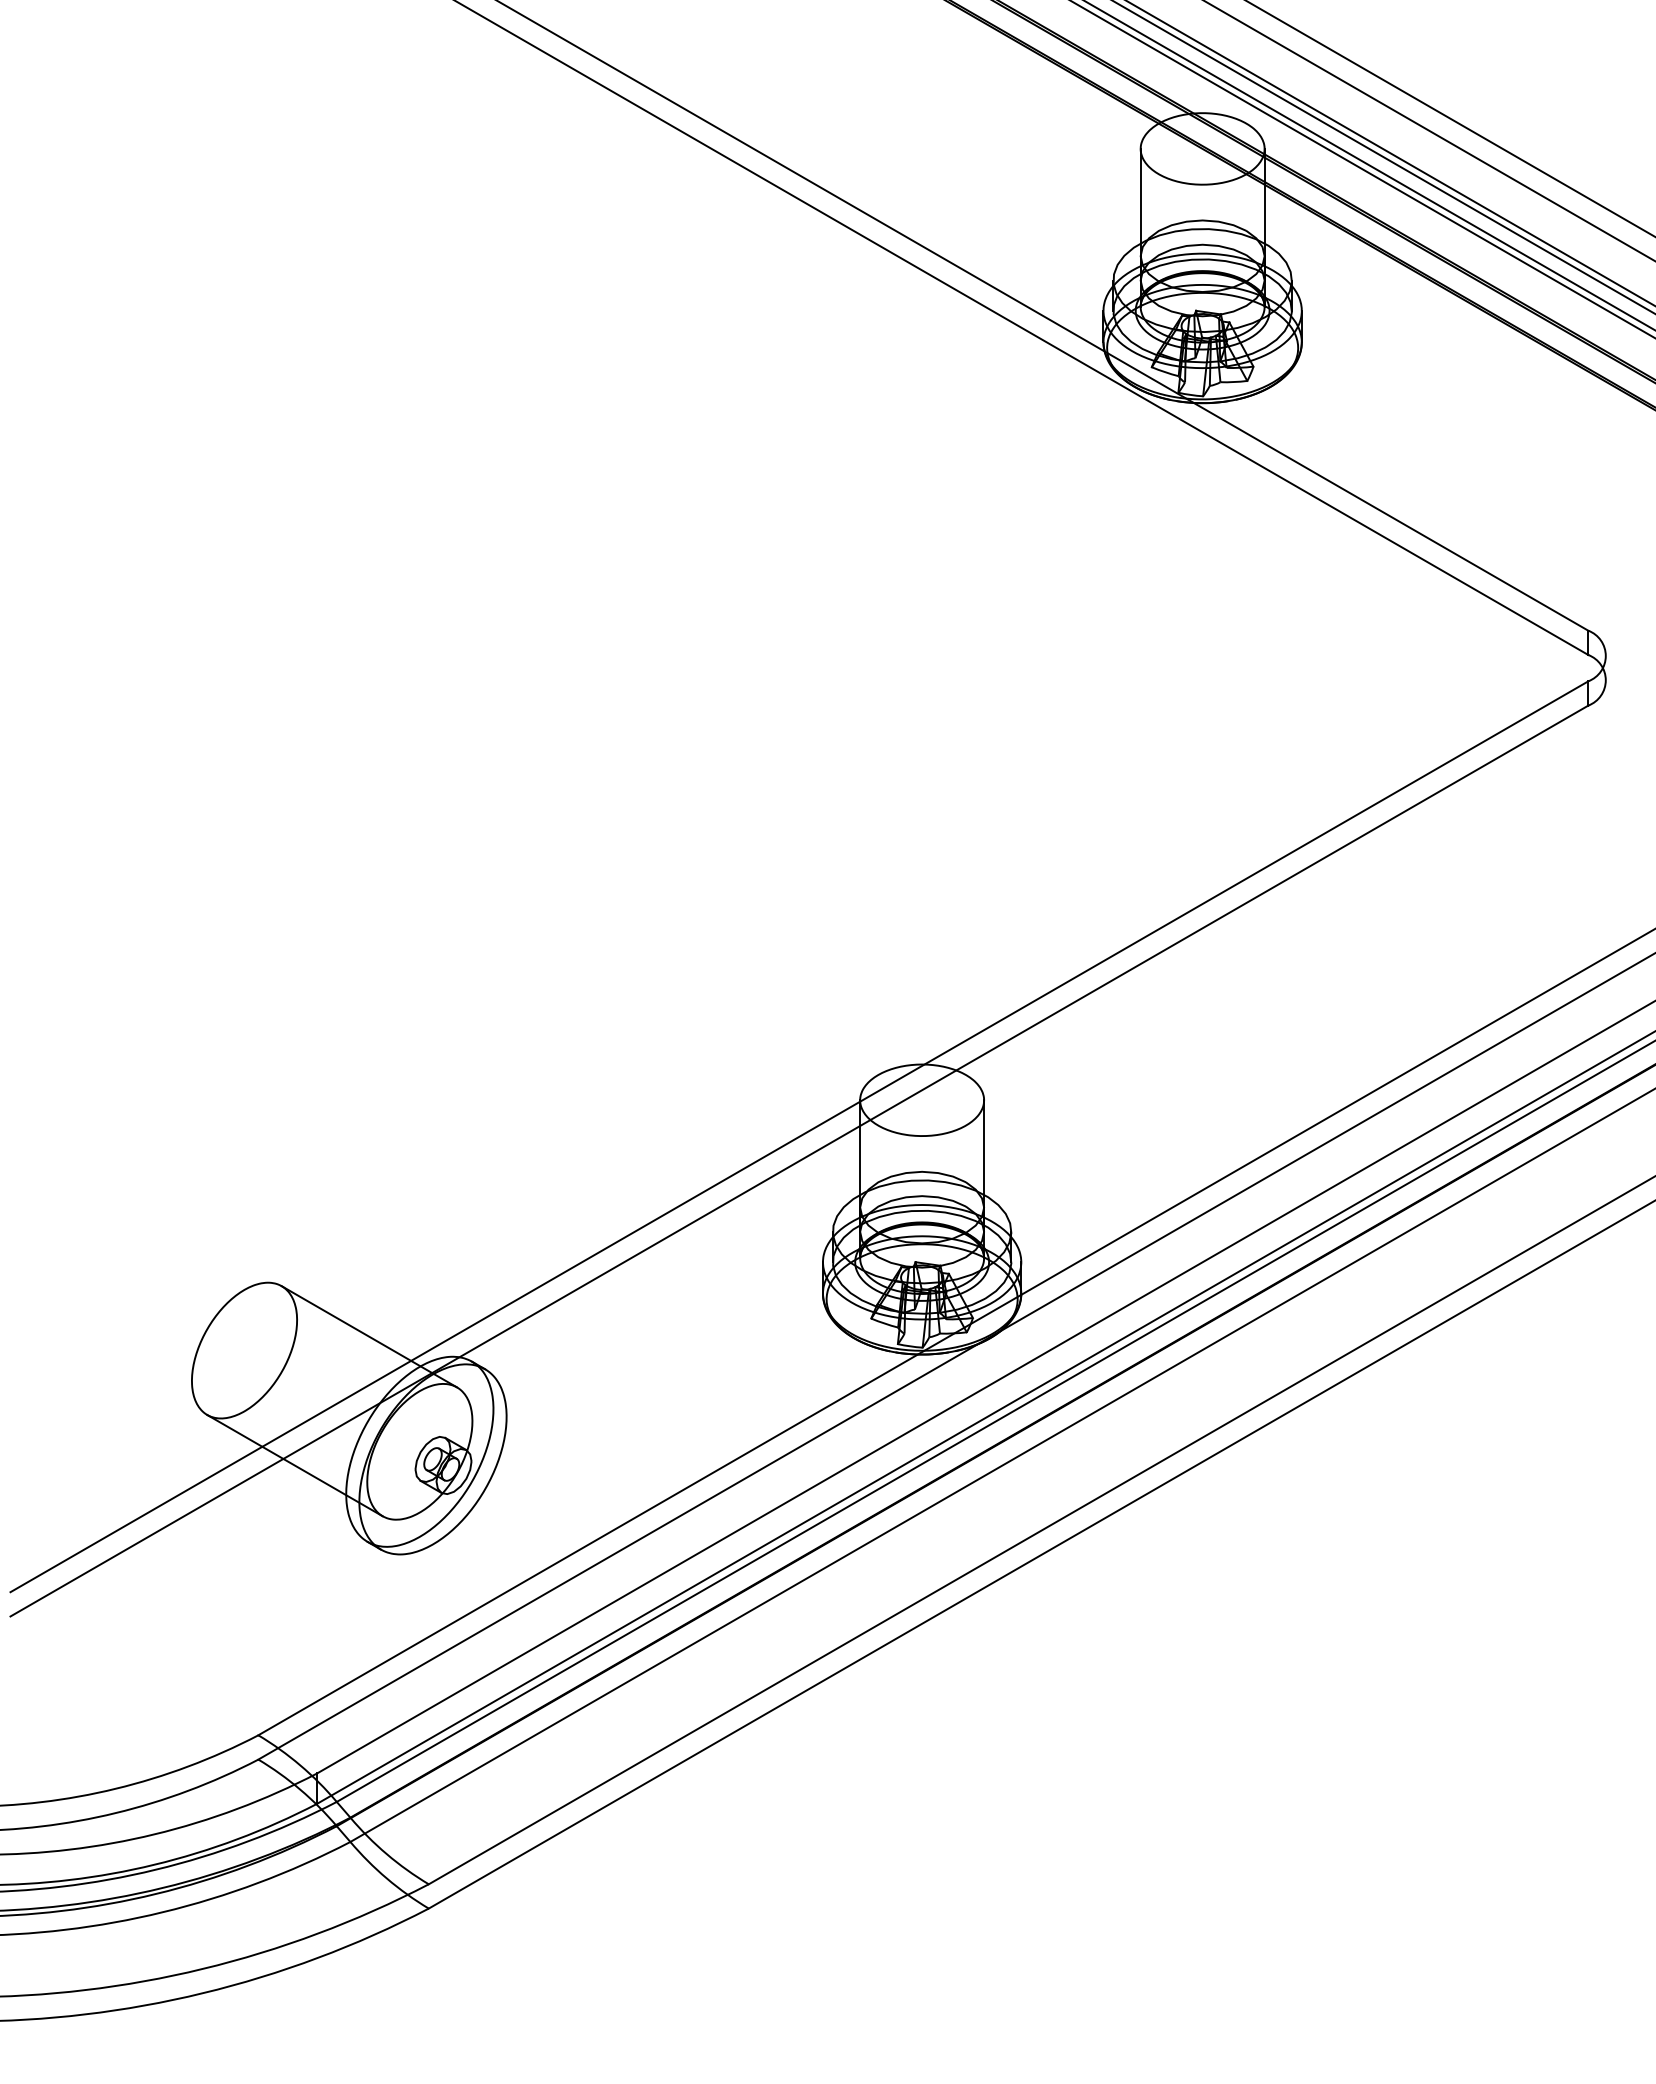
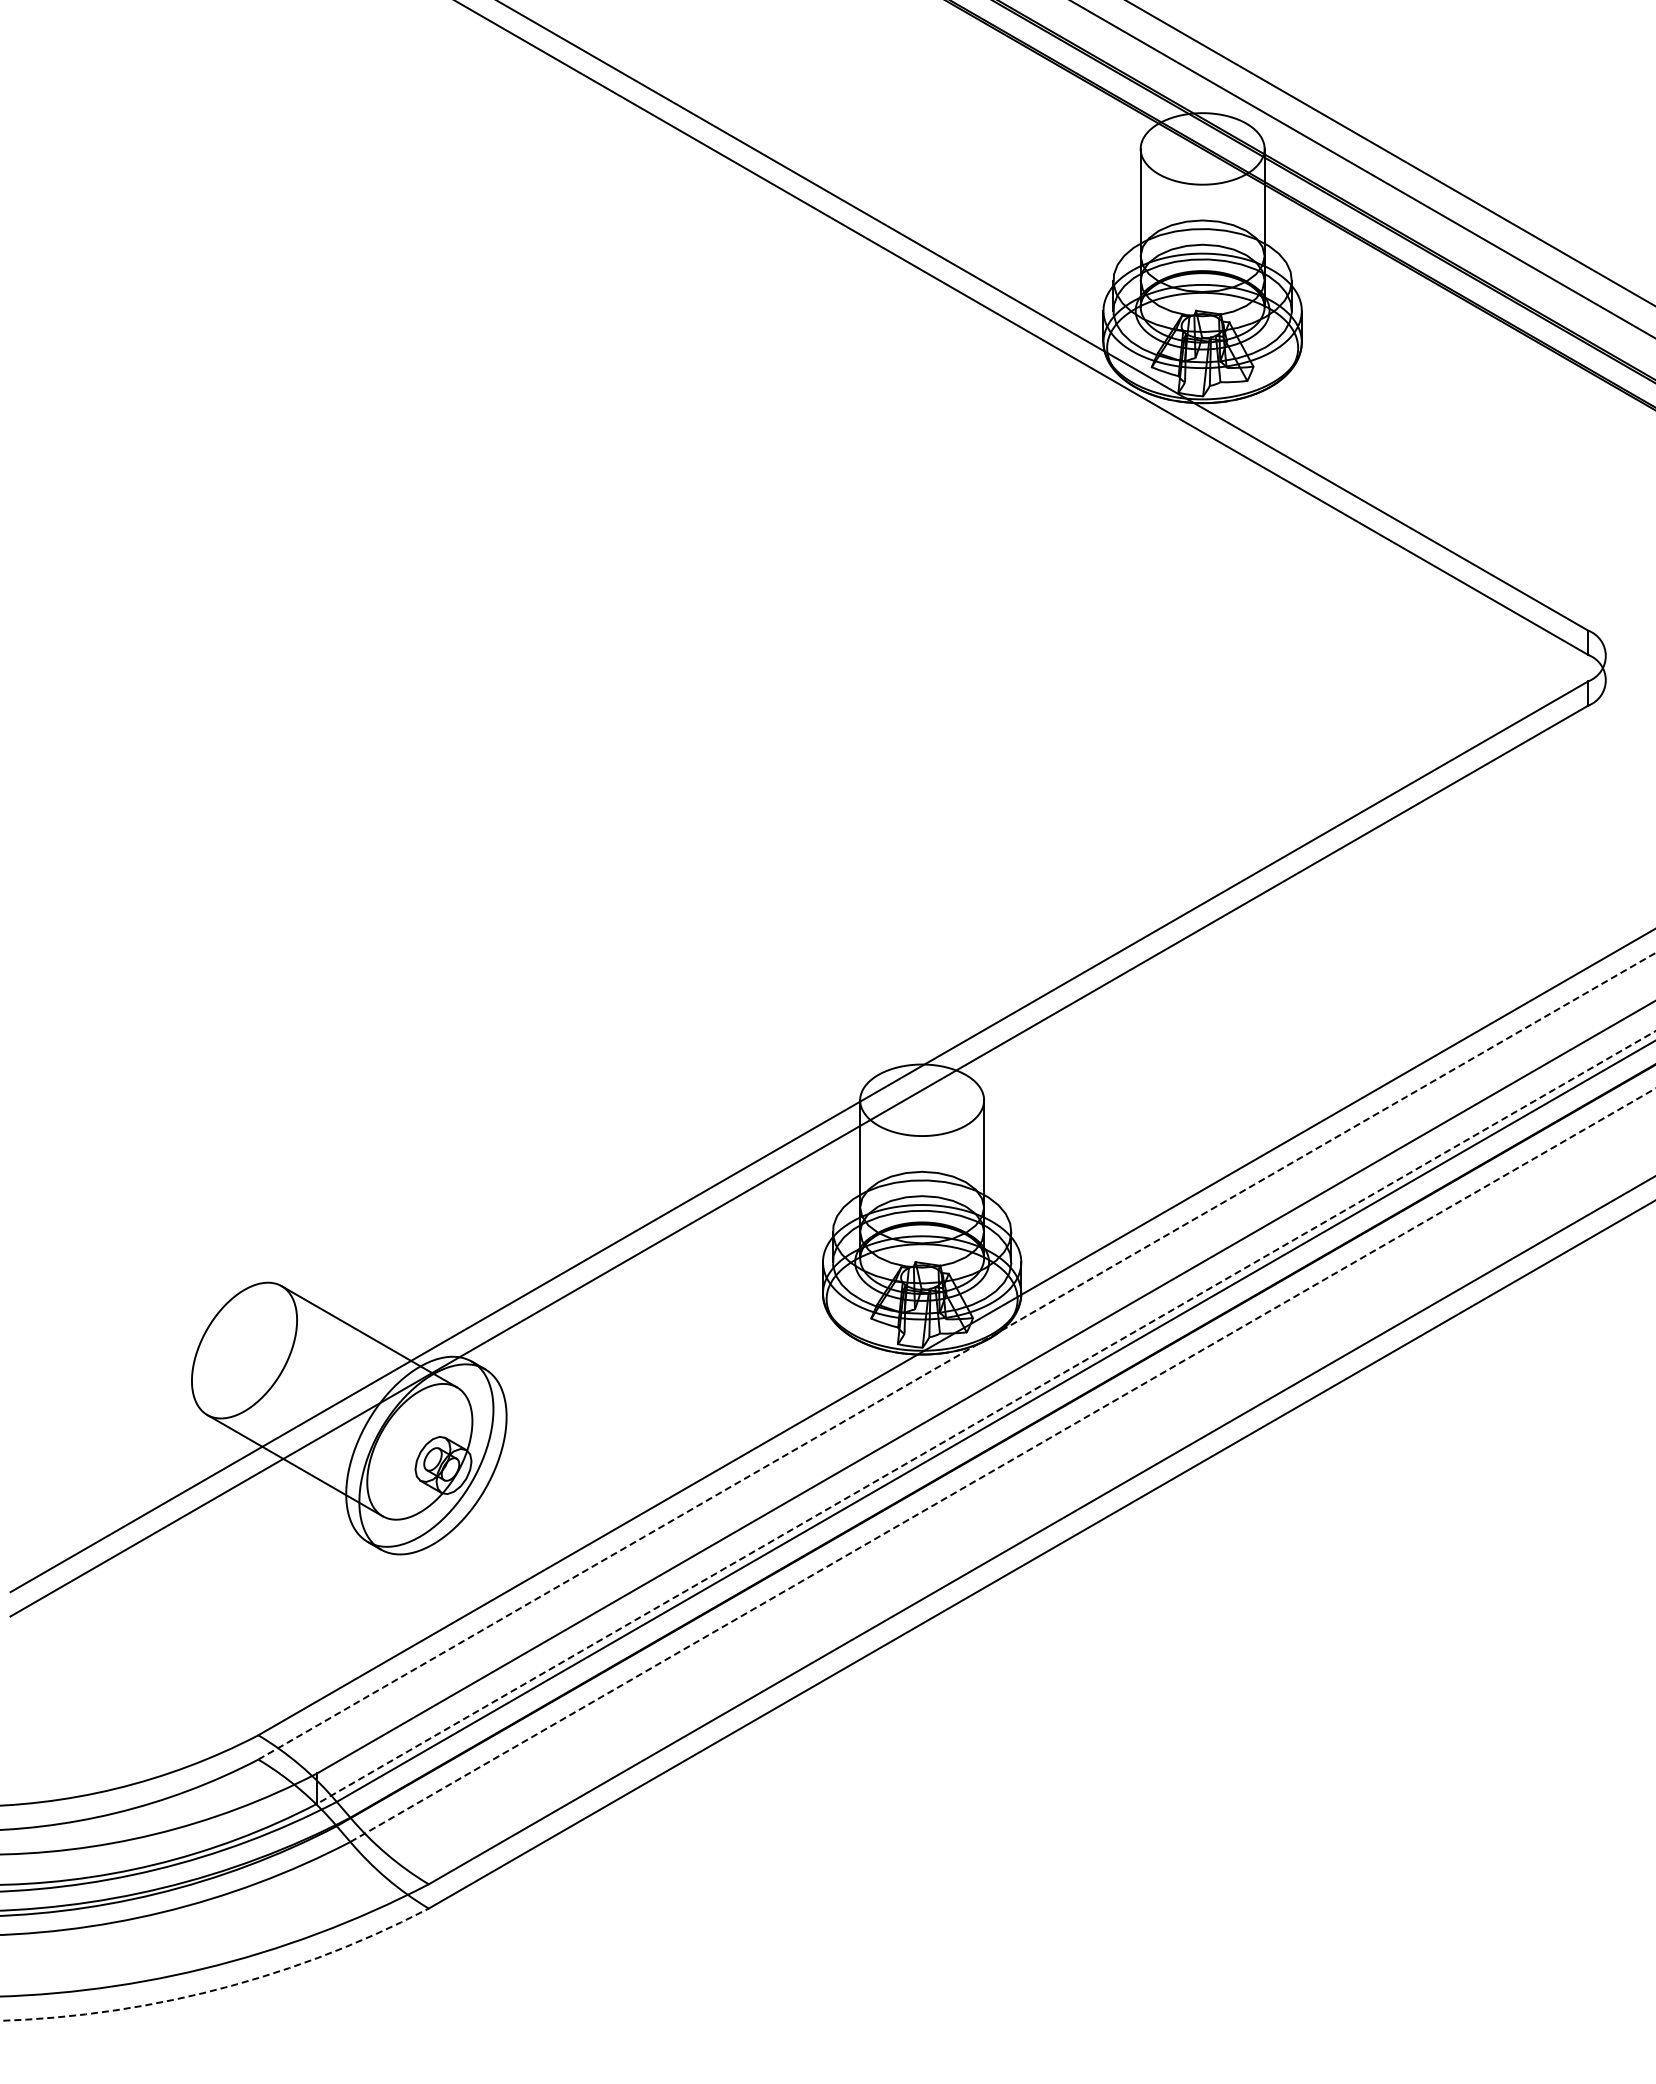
line: present -> none (1450, 118)
line: present -> none (1429, 130)
line: present -> none (1383, 157)
line: present -> none (1369, 165)
line: solid -> dashed (956, 1356)
line: solid -> dashed (986, 1417)
line: solid -> dashed (1002, 1465)
arc: solid -> dashed (223, 1988)
